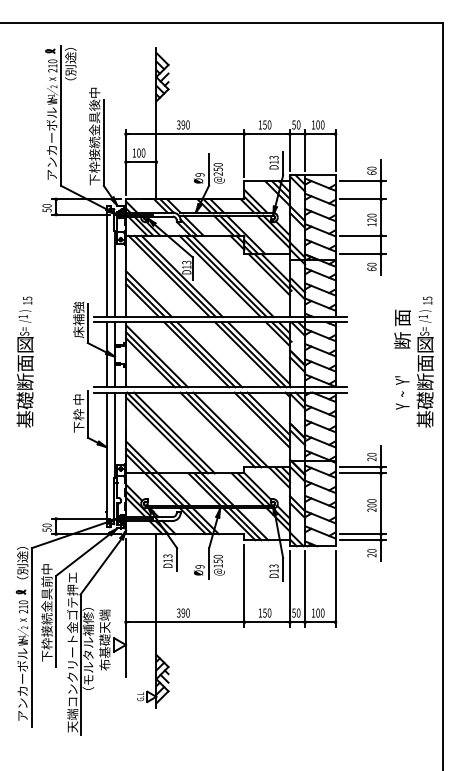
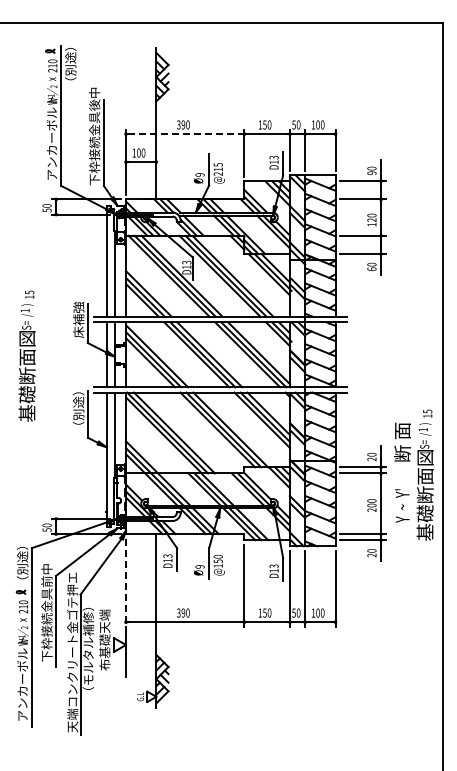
line: solid -> dashed (185, 134)
text: @250 -> @215 (217, 167)
text: 60 -> 90 (371, 173)
text position: (24, 361) -> (26, 355) (26, 355)
text position: (413, 361) -> (413, 474) (413, 474)
text: 下枠 中 -> （別途） (78, 412)
line: solid -> dashed (125, 583)
